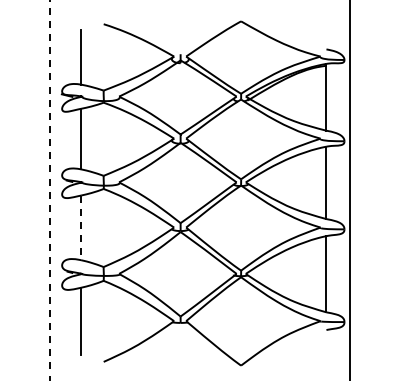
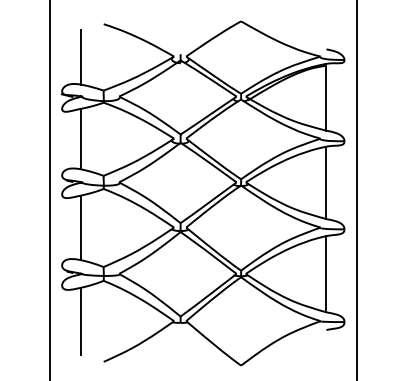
line position: (350, 189) -> (357, 189) (357, 189)
line: dashed -> solid (50, 190)
line: dashed -> solid (81, 228)
